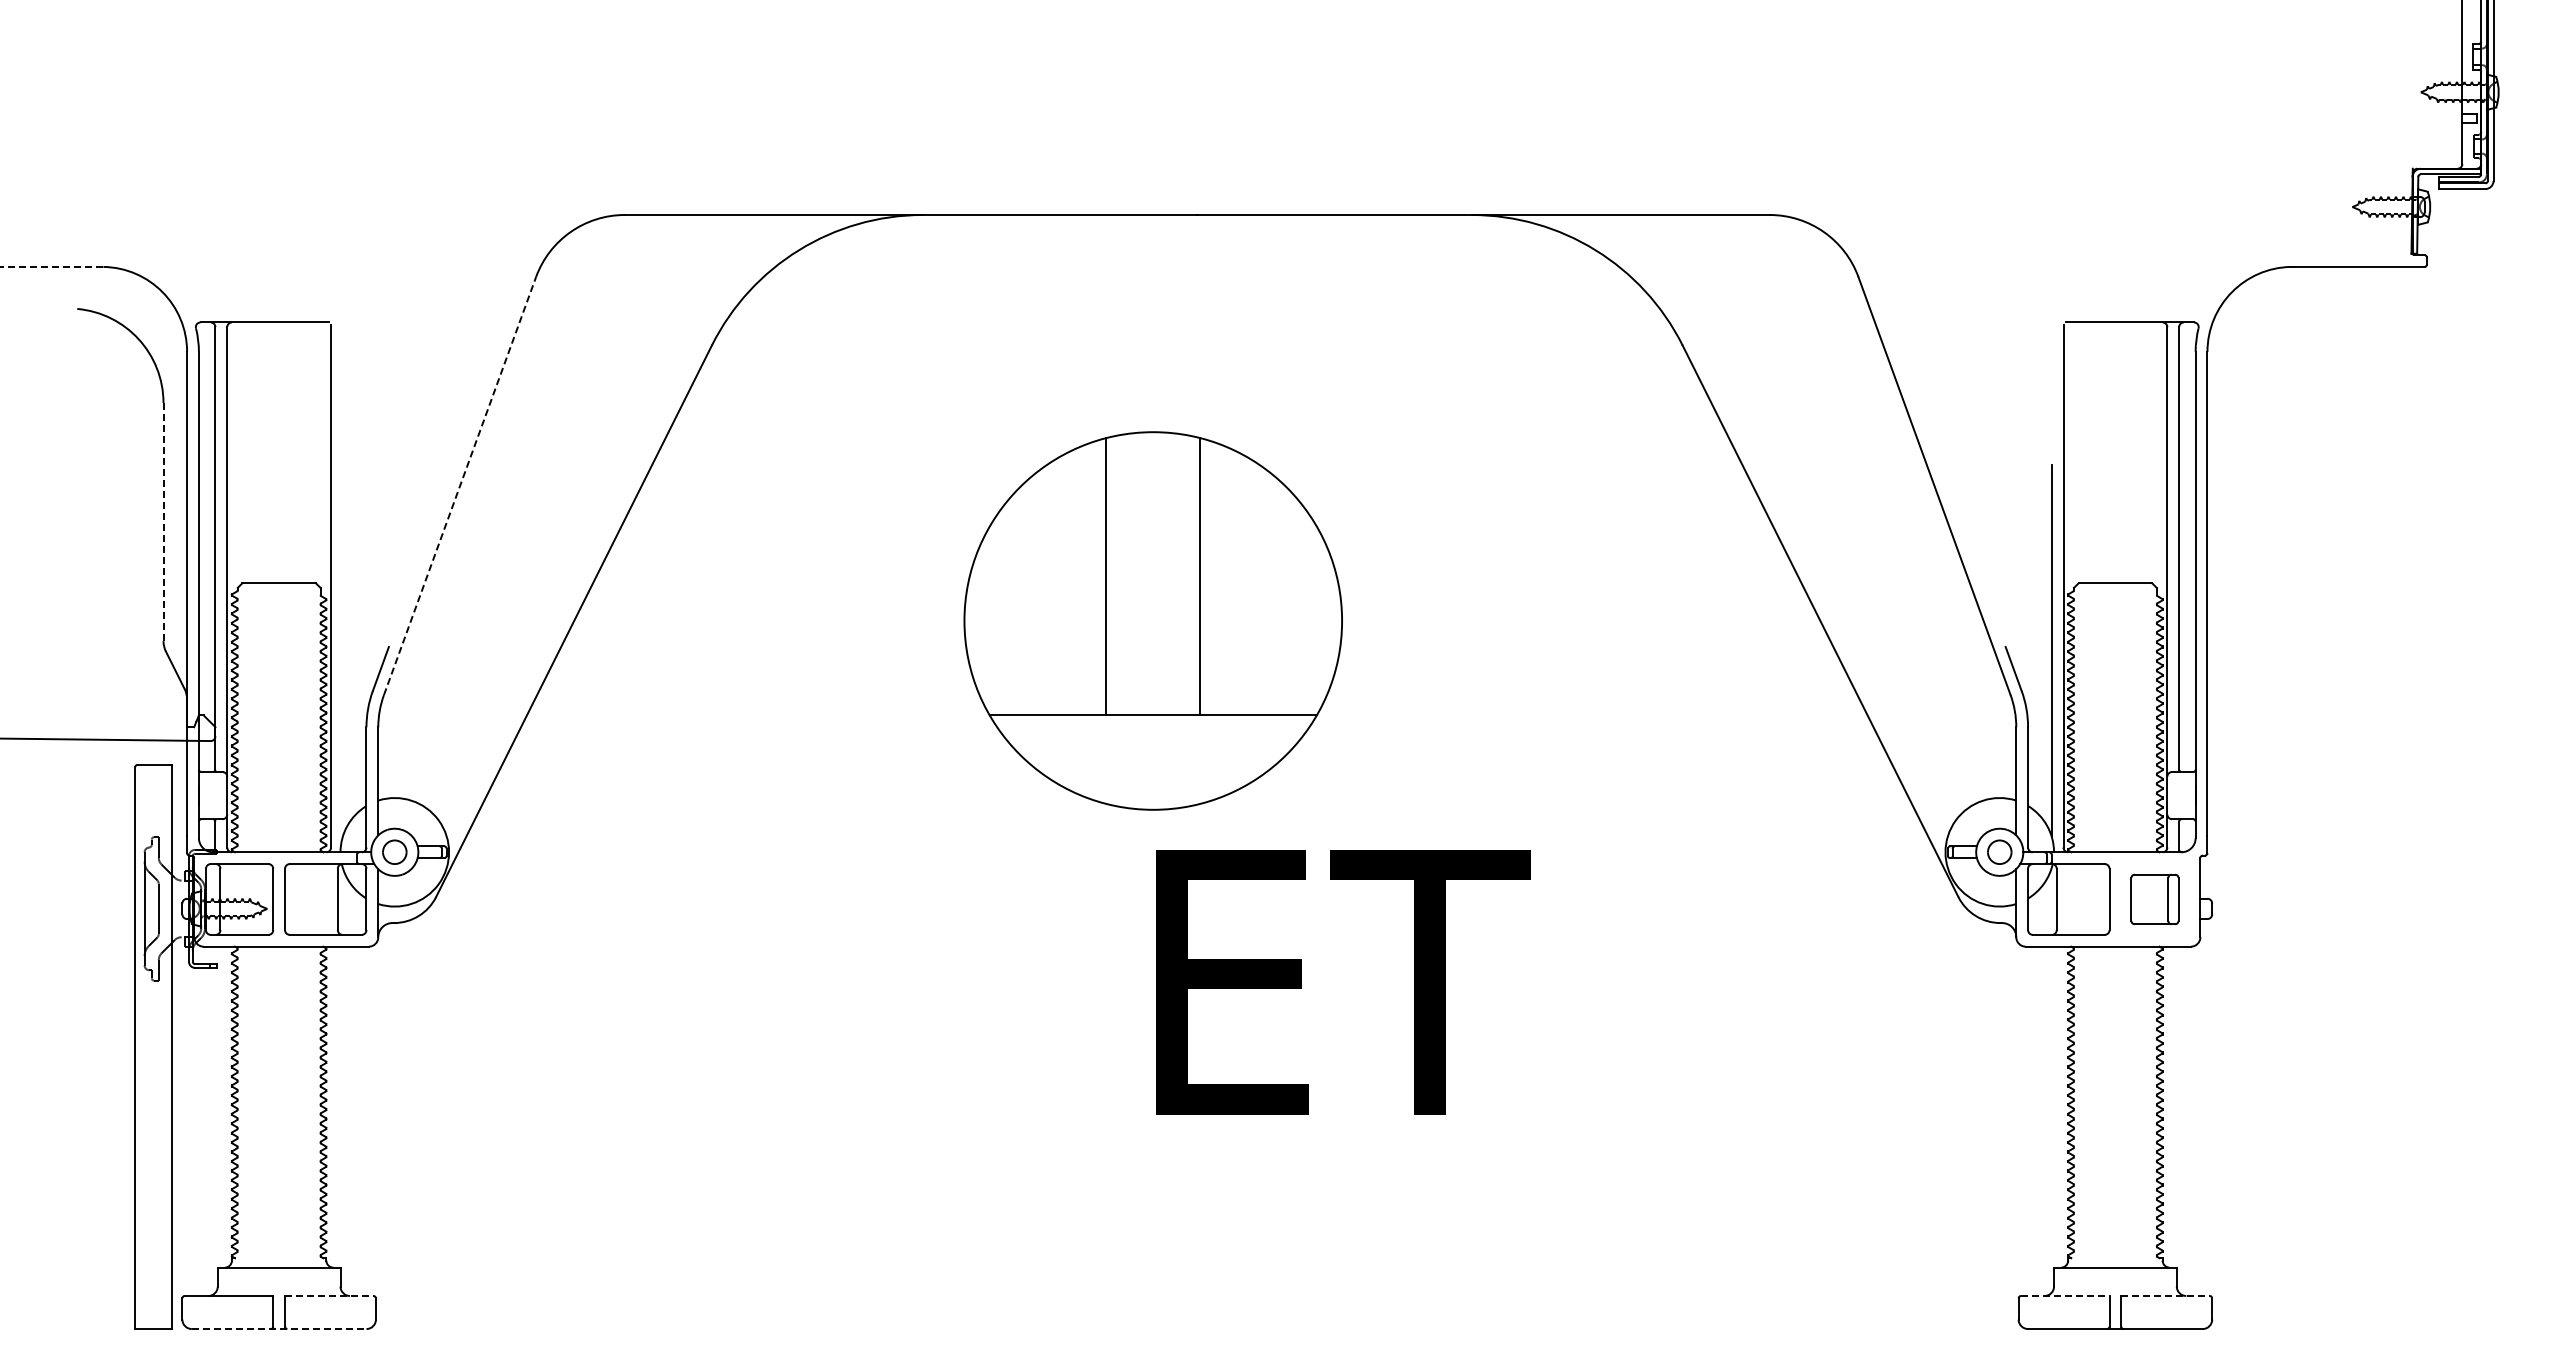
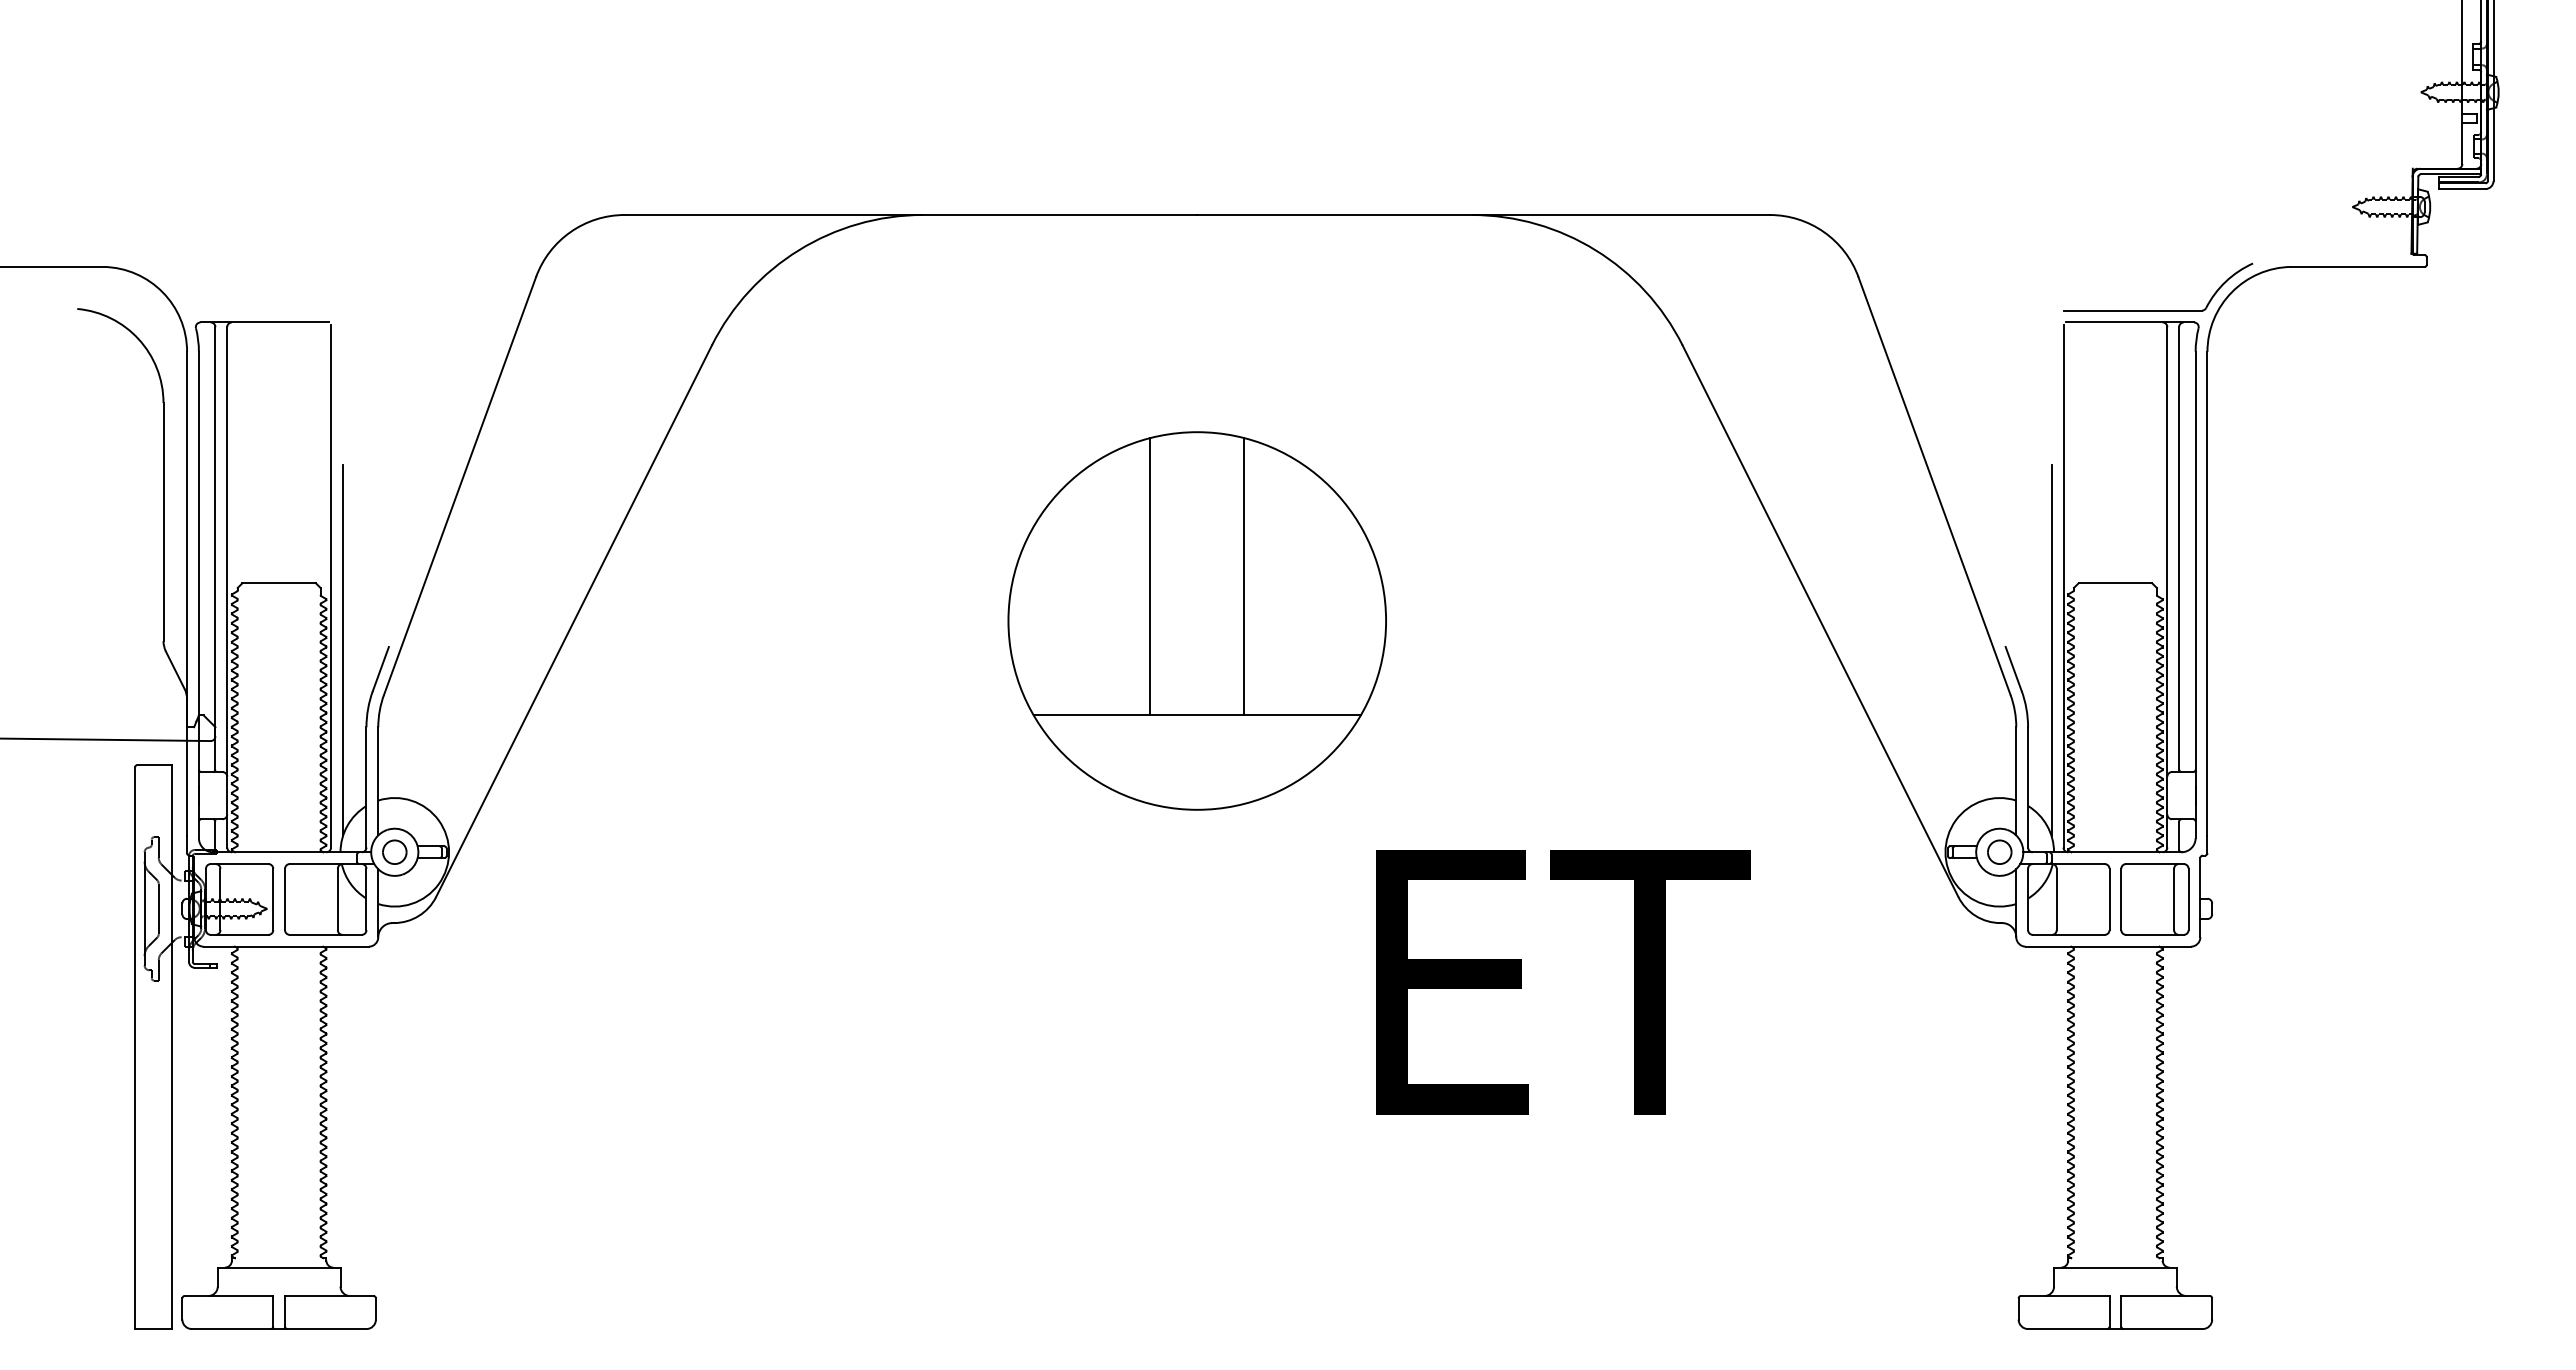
line: dashed -> solid (51, 266)
part: none -> present (2158, 310)
line: dashed -> solid (460, 485)
line: dashed -> solid (163, 521)
part position: (1152, 620) -> (1196, 620) (1196, 620)
line: none -> present (342, 650)
part size: 50x53 px -> 70x73 px (2154, 899)
text position: (1343, 982) -> (1563, 982) (1563, 982)
line: dashed -> solid (329, 1295)
line: dashed -> solid (2065, 1295)
line: dashed -> solid (2166, 1295)
line: dashed -> solid (279, 1329)
